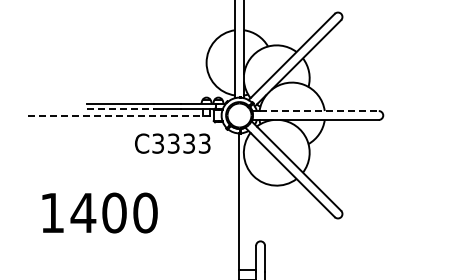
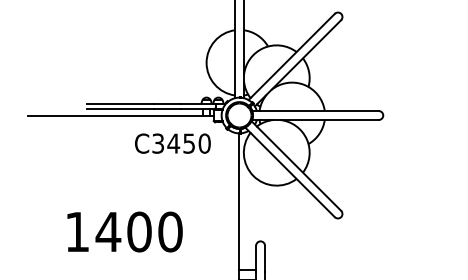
line: dashed -> solid (120, 108)
line: dashed -> solid (320, 111)
line: dashed -> solid (121, 115)
text: C3333 -> C3450 (188, 143)
text position: (99, 212) -> (124, 231) (124, 231)
